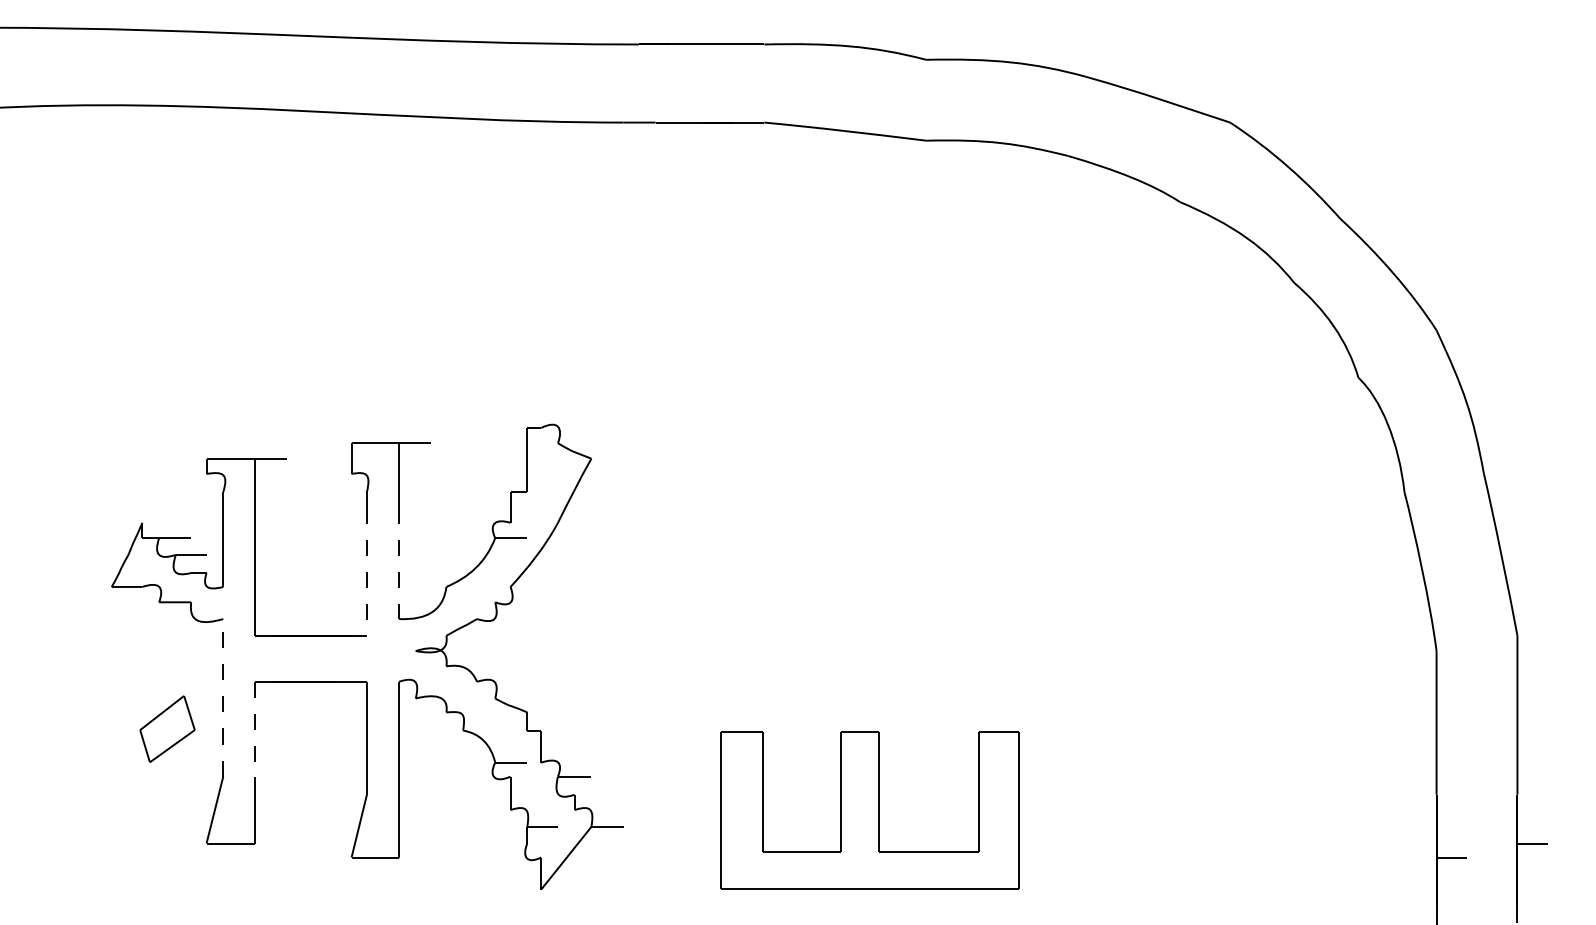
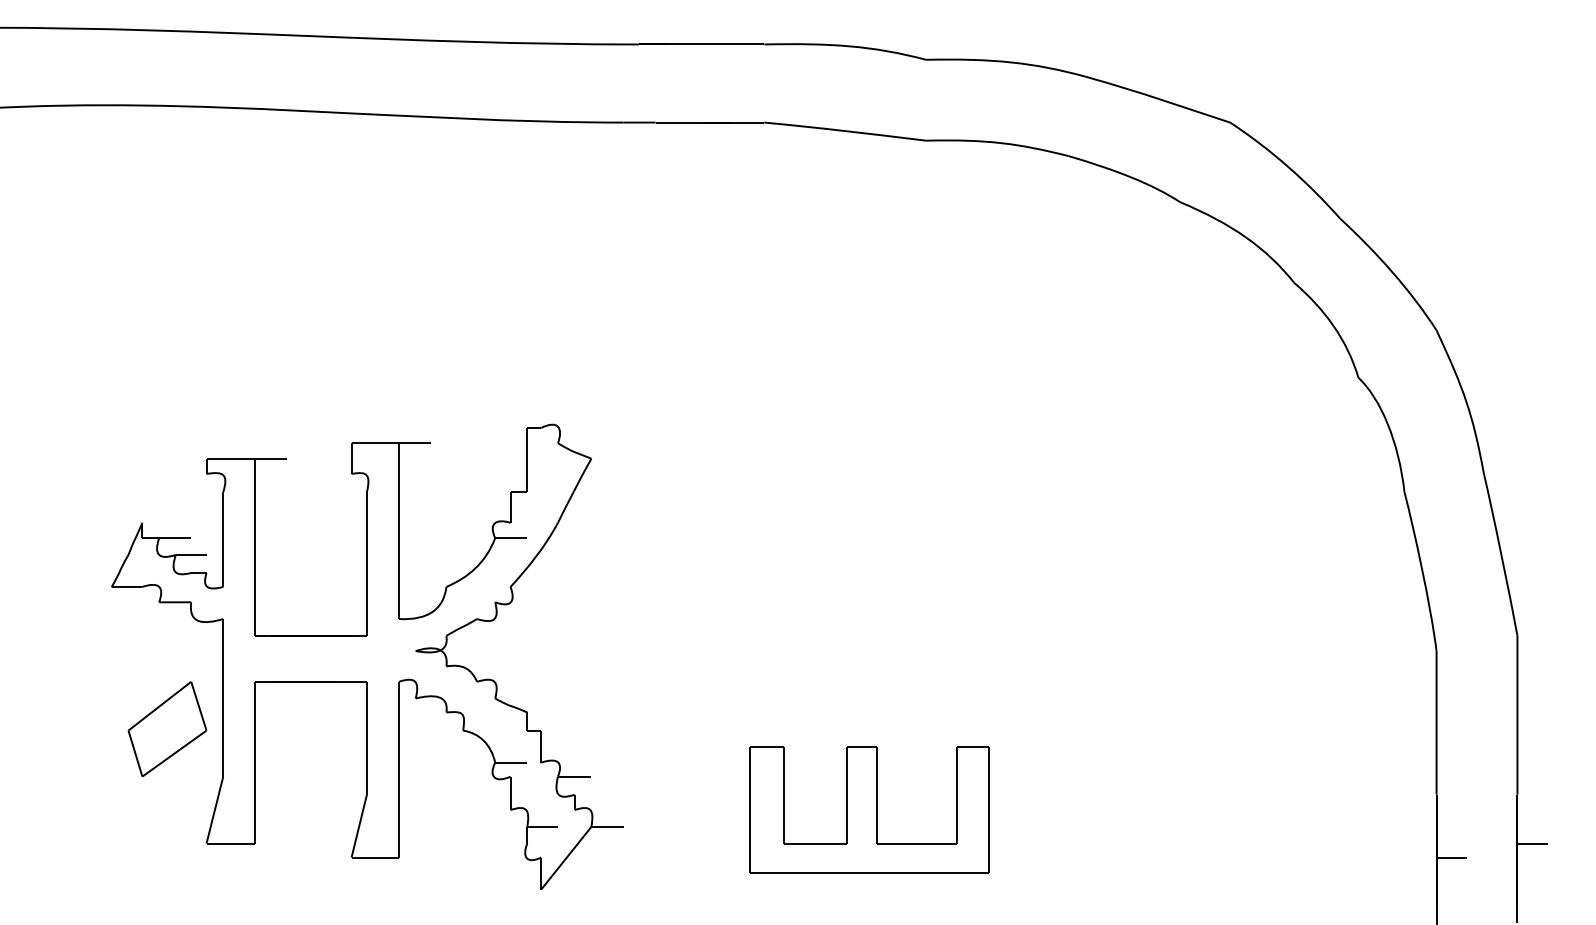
line: dashed -> solid (399, 563)
line: dashed -> solid (366, 572)
line: dashed -> solid (223, 697)
part size: 57x68 px -> 81x96 px (167, 728)
line: dashed -> solid (255, 729)
part size: 300x159 px -> 241x128 px (869, 809)
